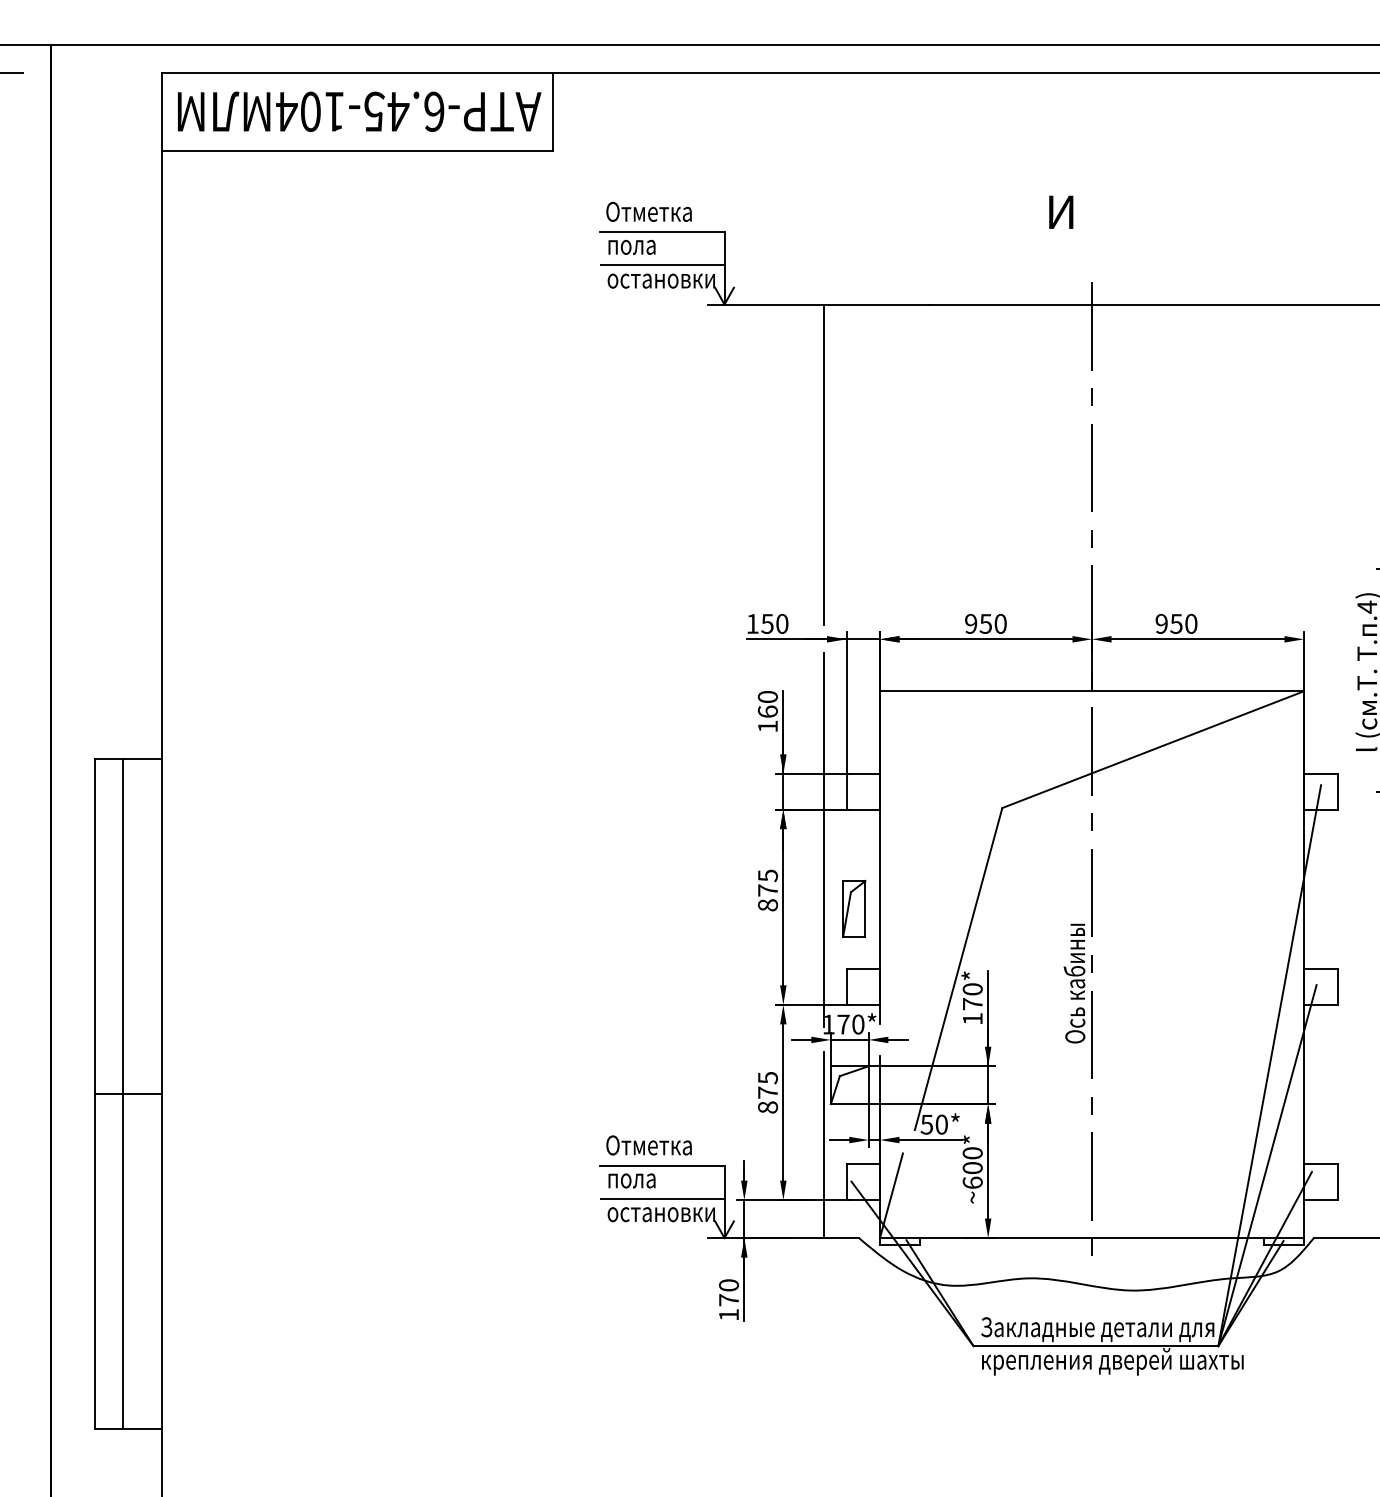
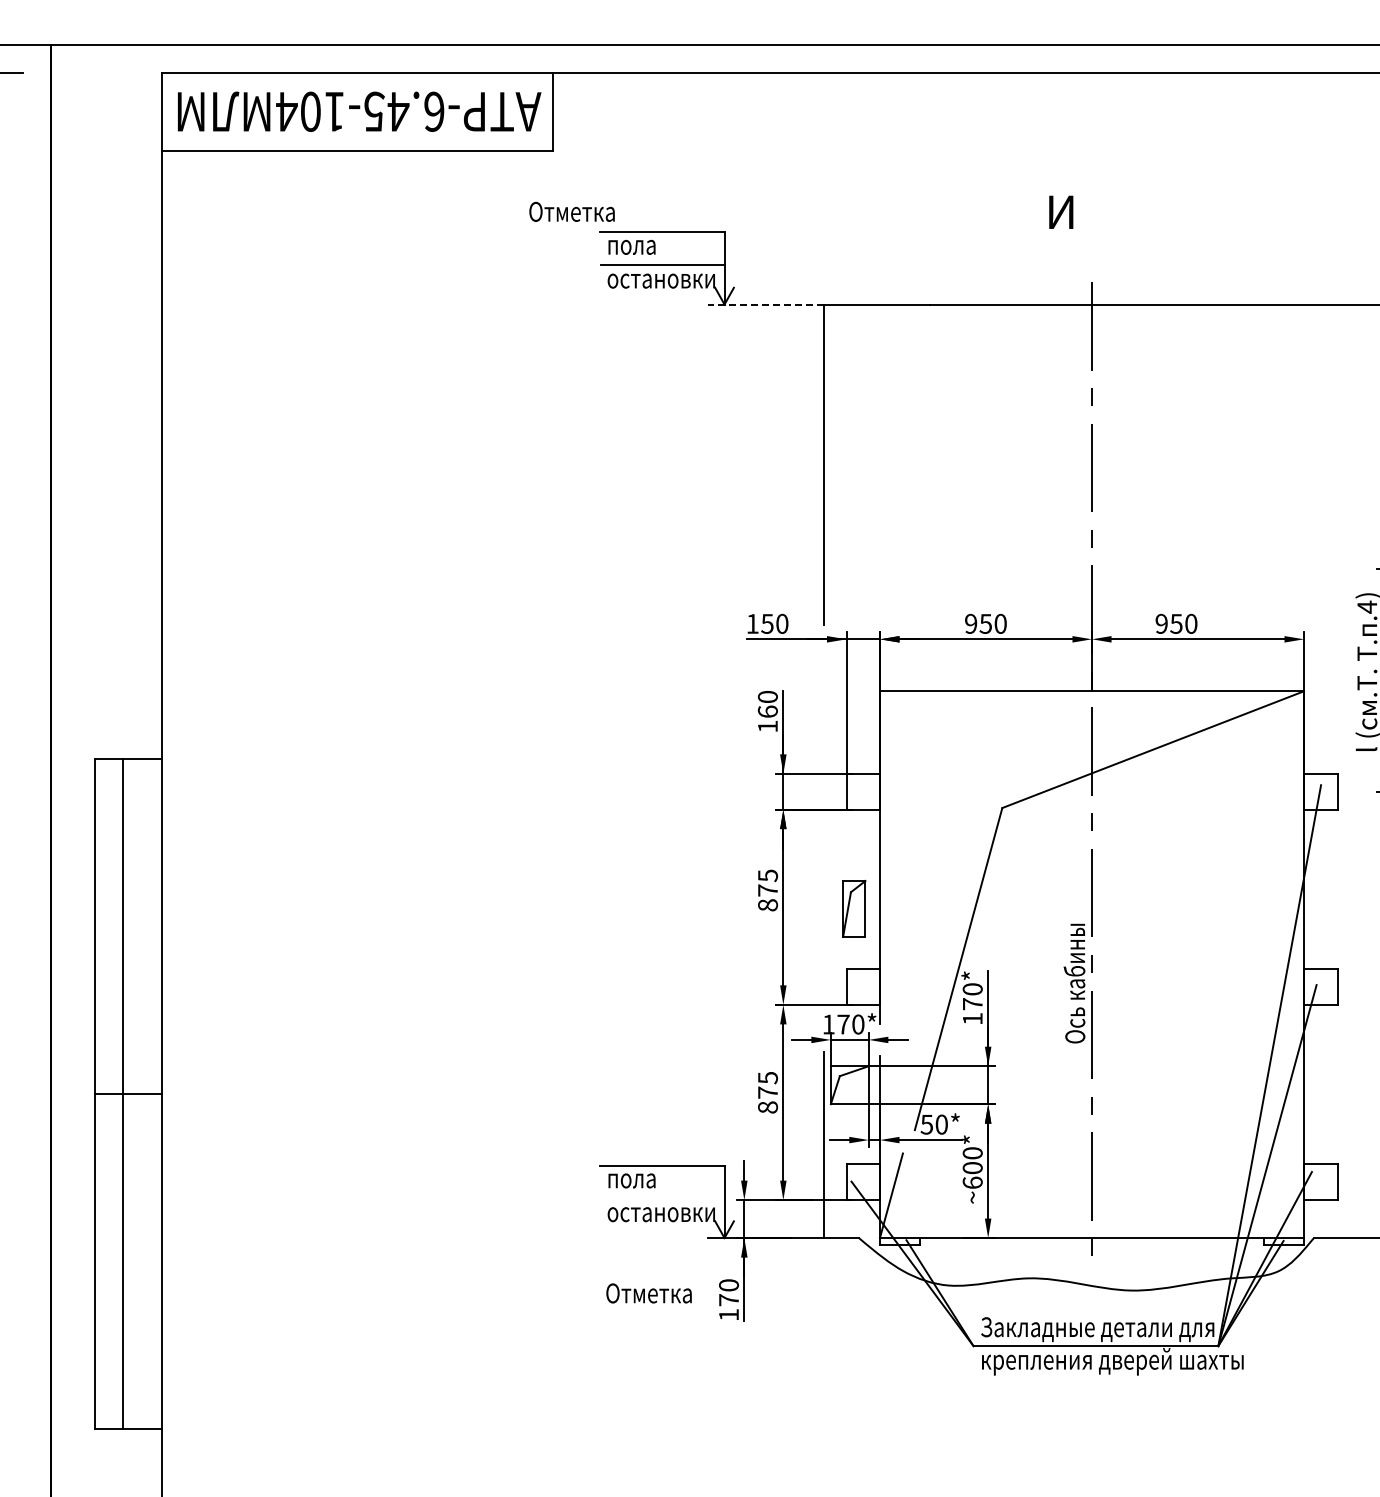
text position: (648, 211) -> (571, 211) (571, 211)
line: solid -> dashed (766, 304)
line: present -> none (824, 839)
text position: (648, 1145) -> (648, 1293) (648, 1293)
line: present -> none (662, 1199)
